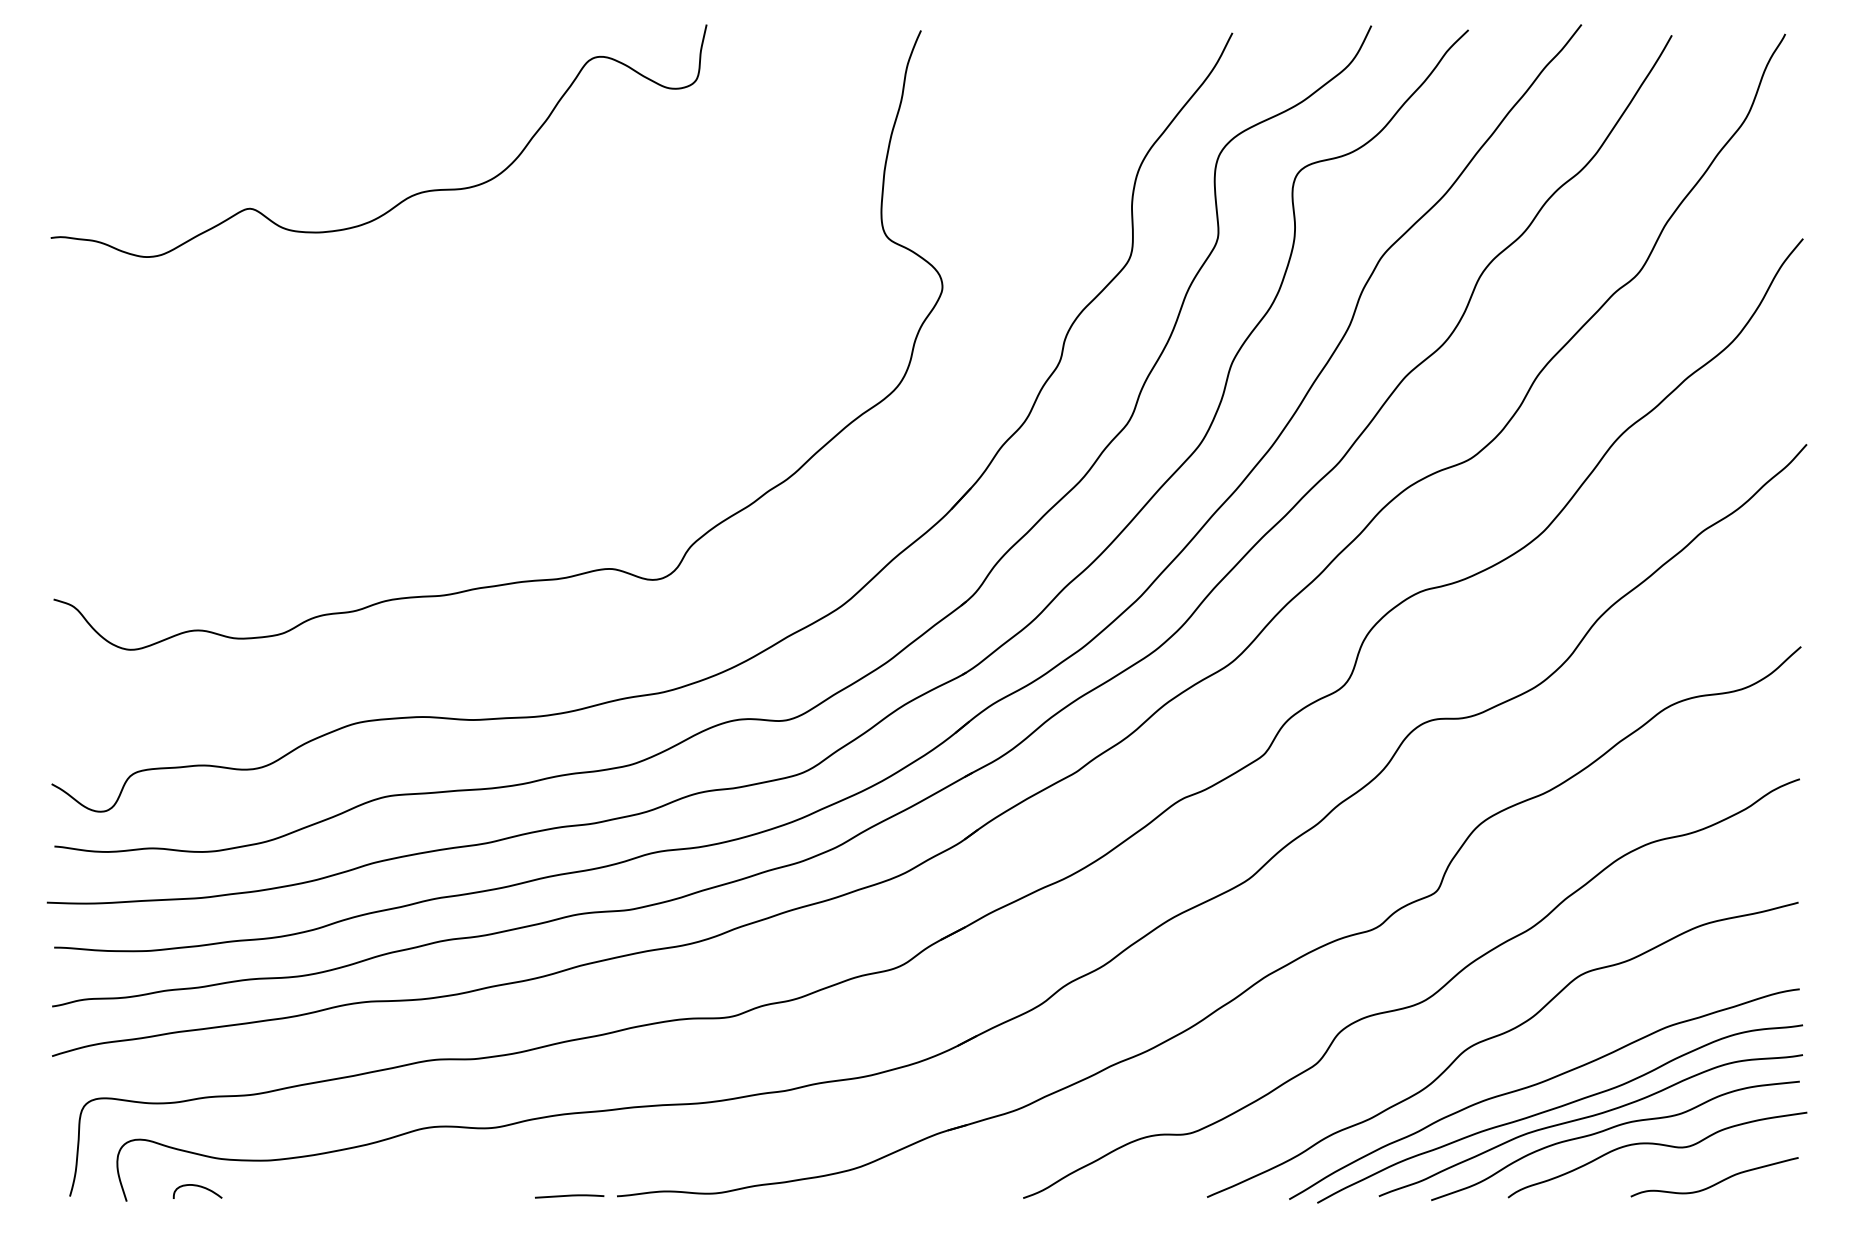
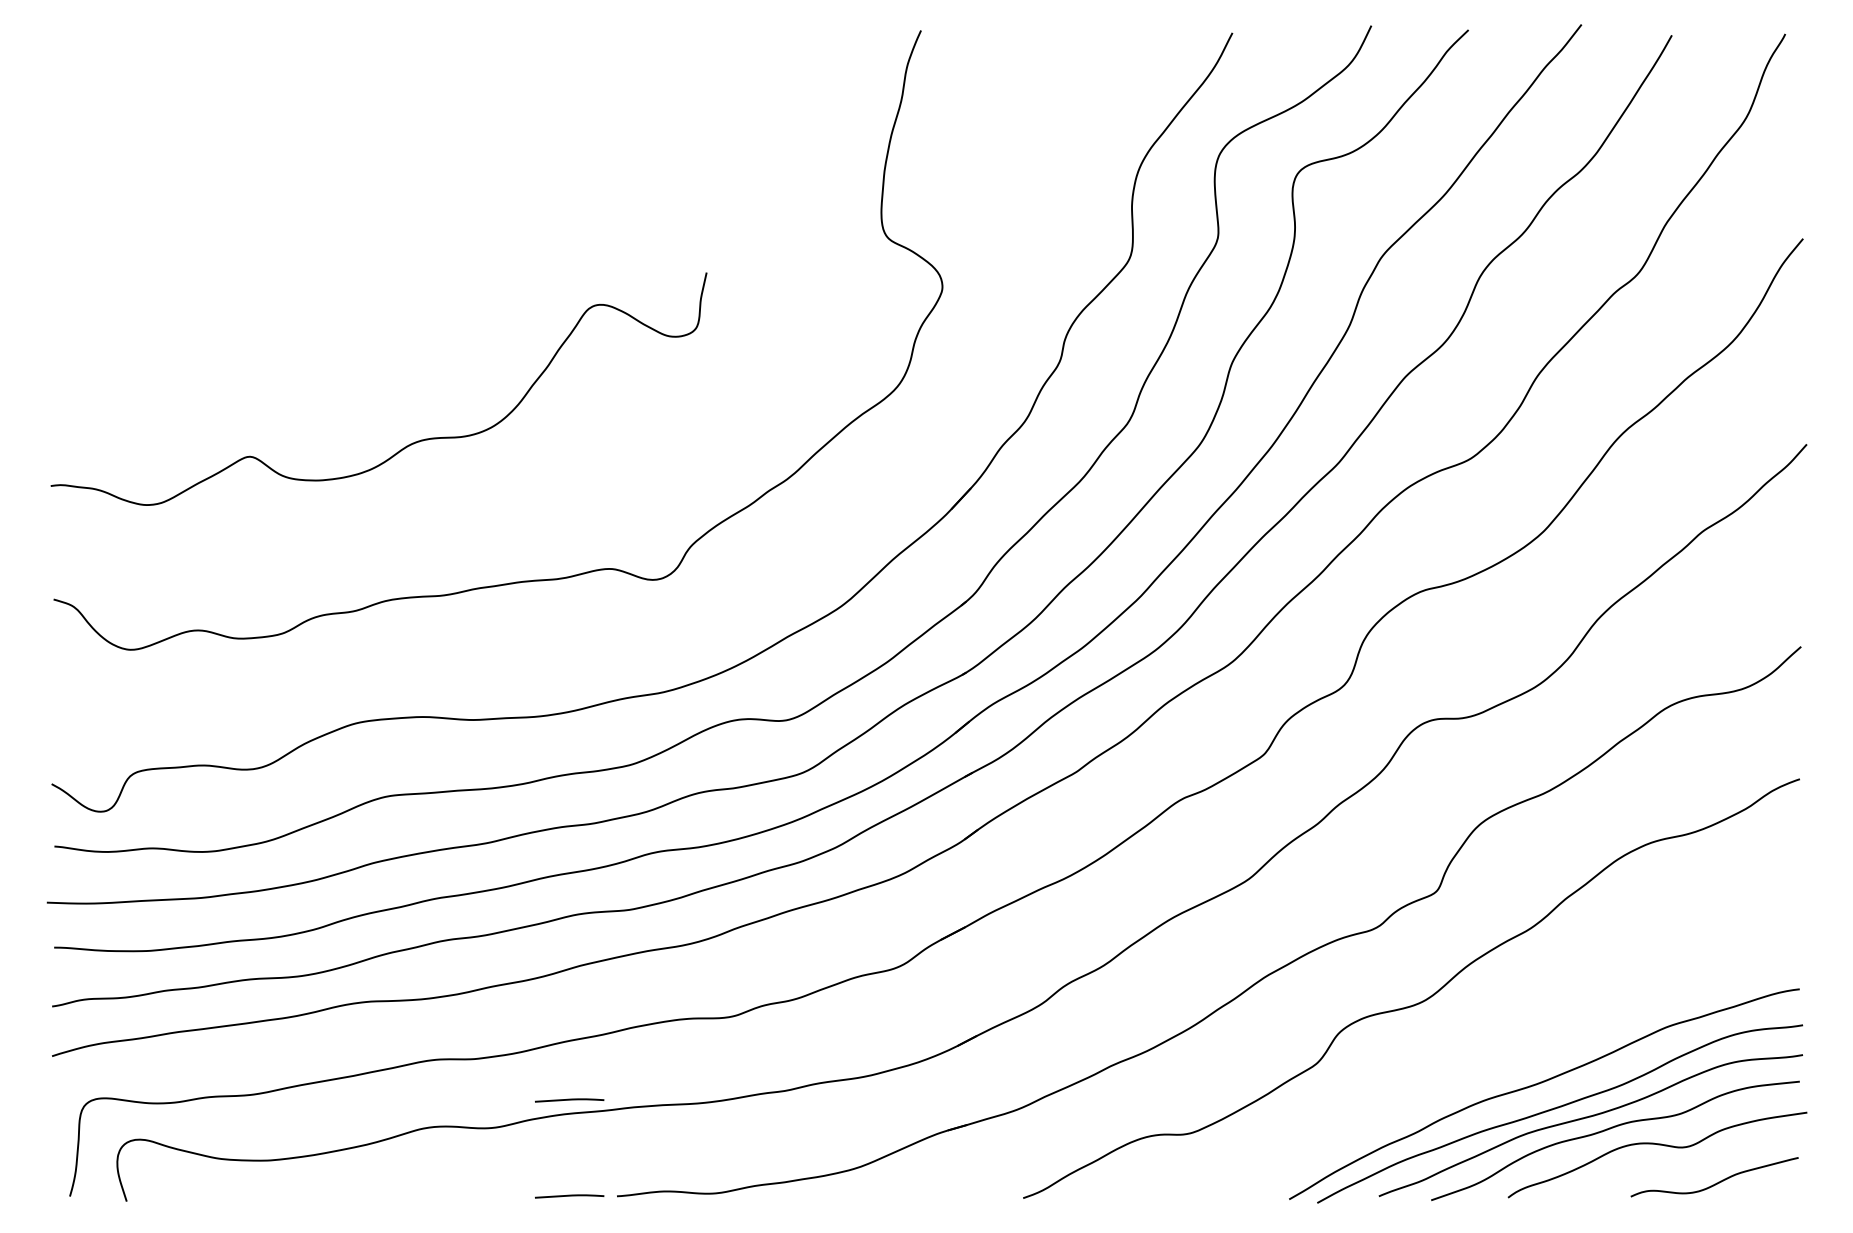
curve position: (406, 197) -> (406, 445) (406, 445)
curve: present -> none (1496, 1037)
line: none -> present (569, 1100)
curve: present -> none (199, 1187)
